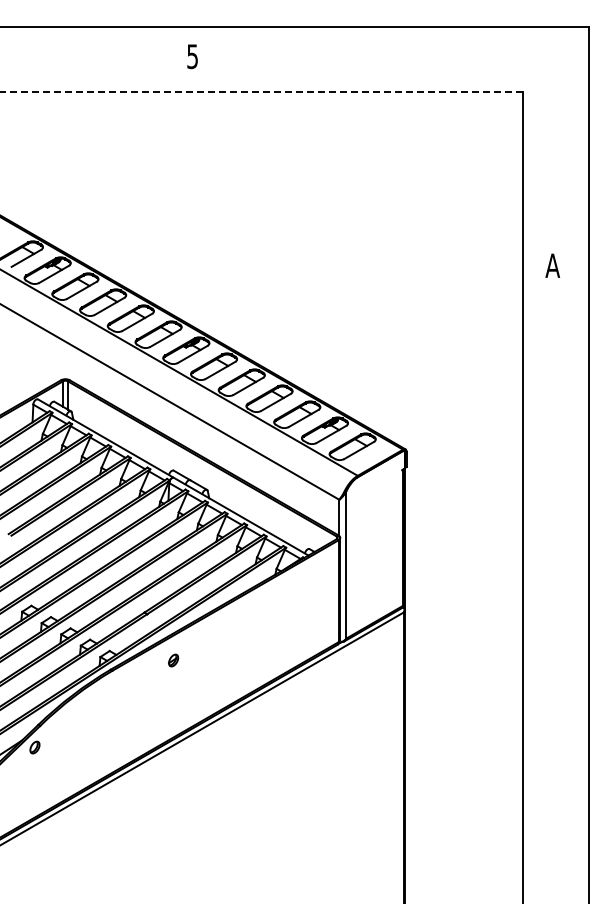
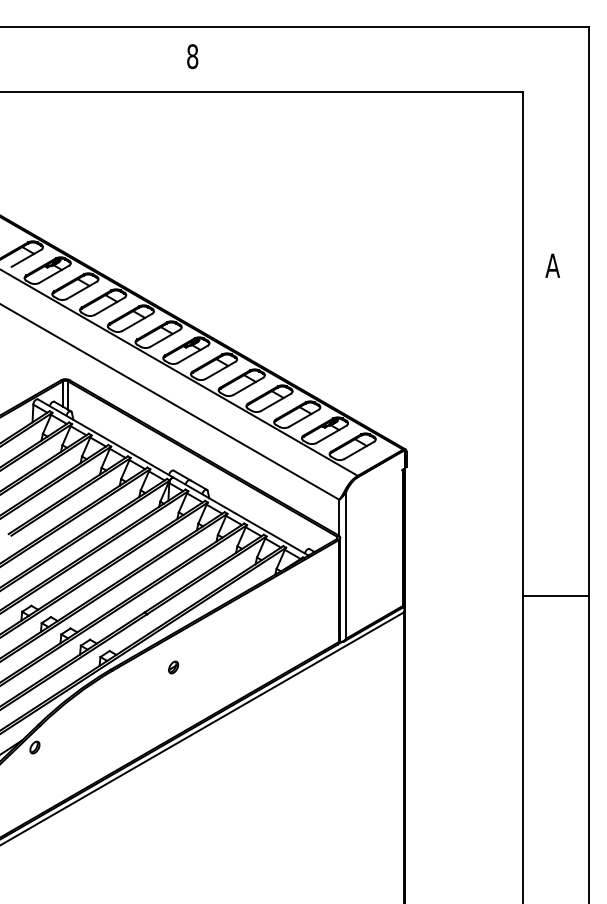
text: 5 -> 8 (192, 56)
line: dashed -> solid (261, 92)
line: none -> present (555, 595)
part position: (173, 660) -> (173, 667) (173, 667)
